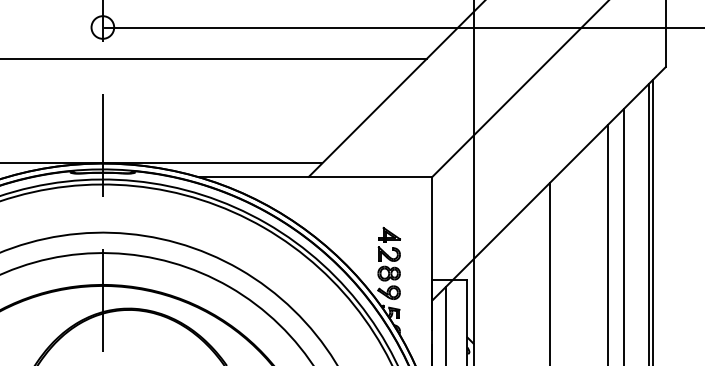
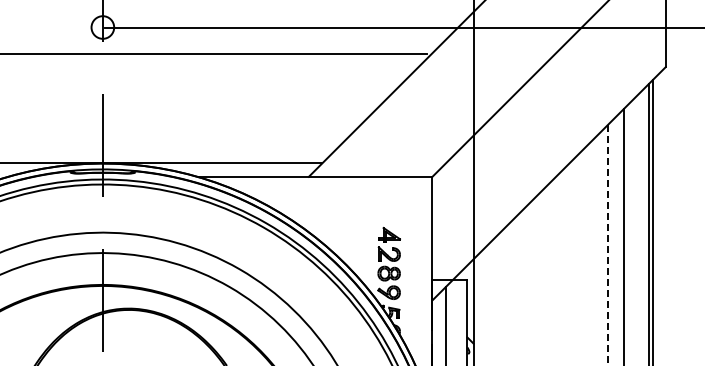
line position: (214, 58) -> (214, 53) (214, 53)
line: solid -> dashed (608, 245)
line: present -> none (550, 272)
